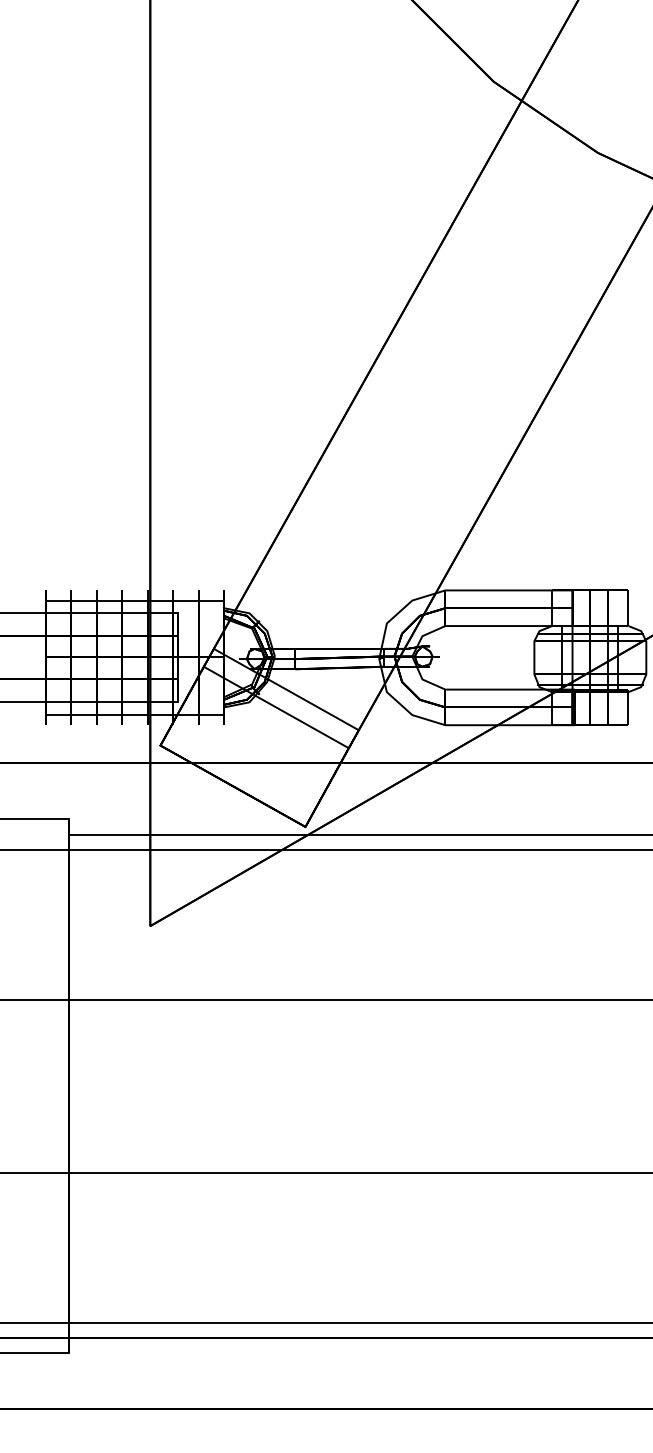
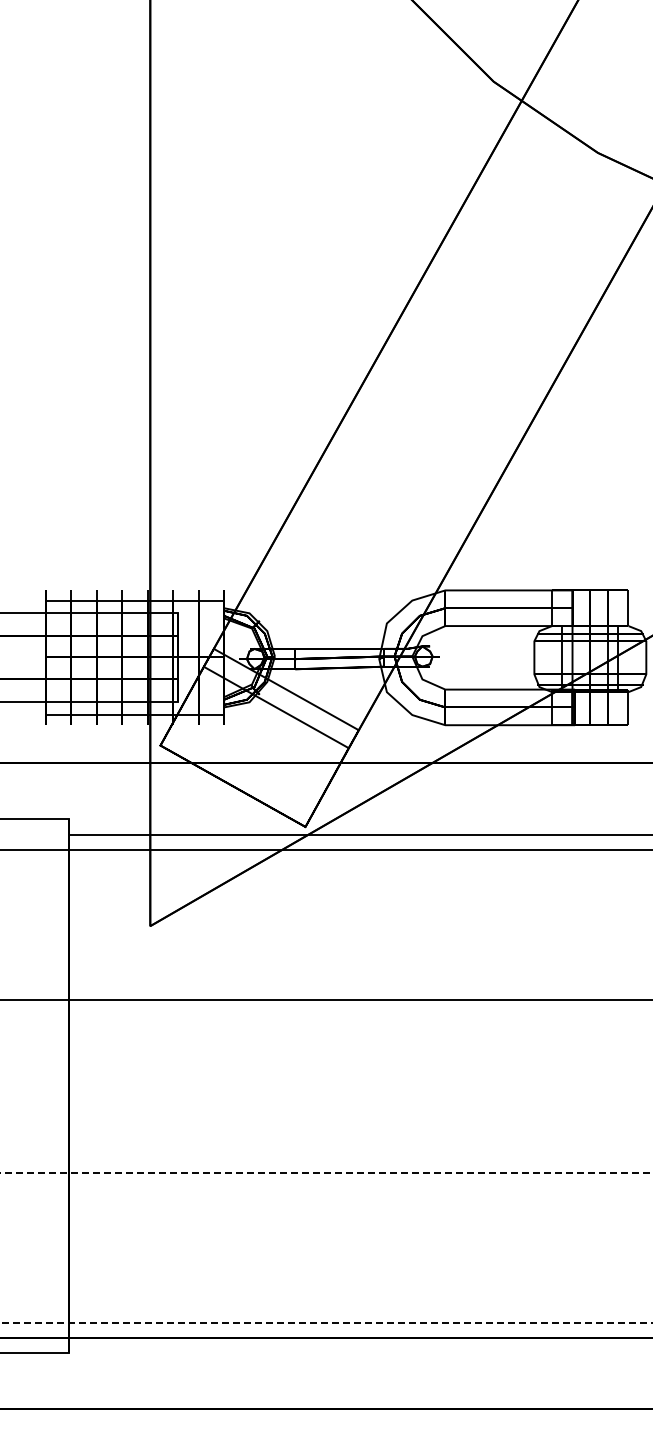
line: solid -> dashed (326, 1172)
line: solid -> dashed (326, 1322)
